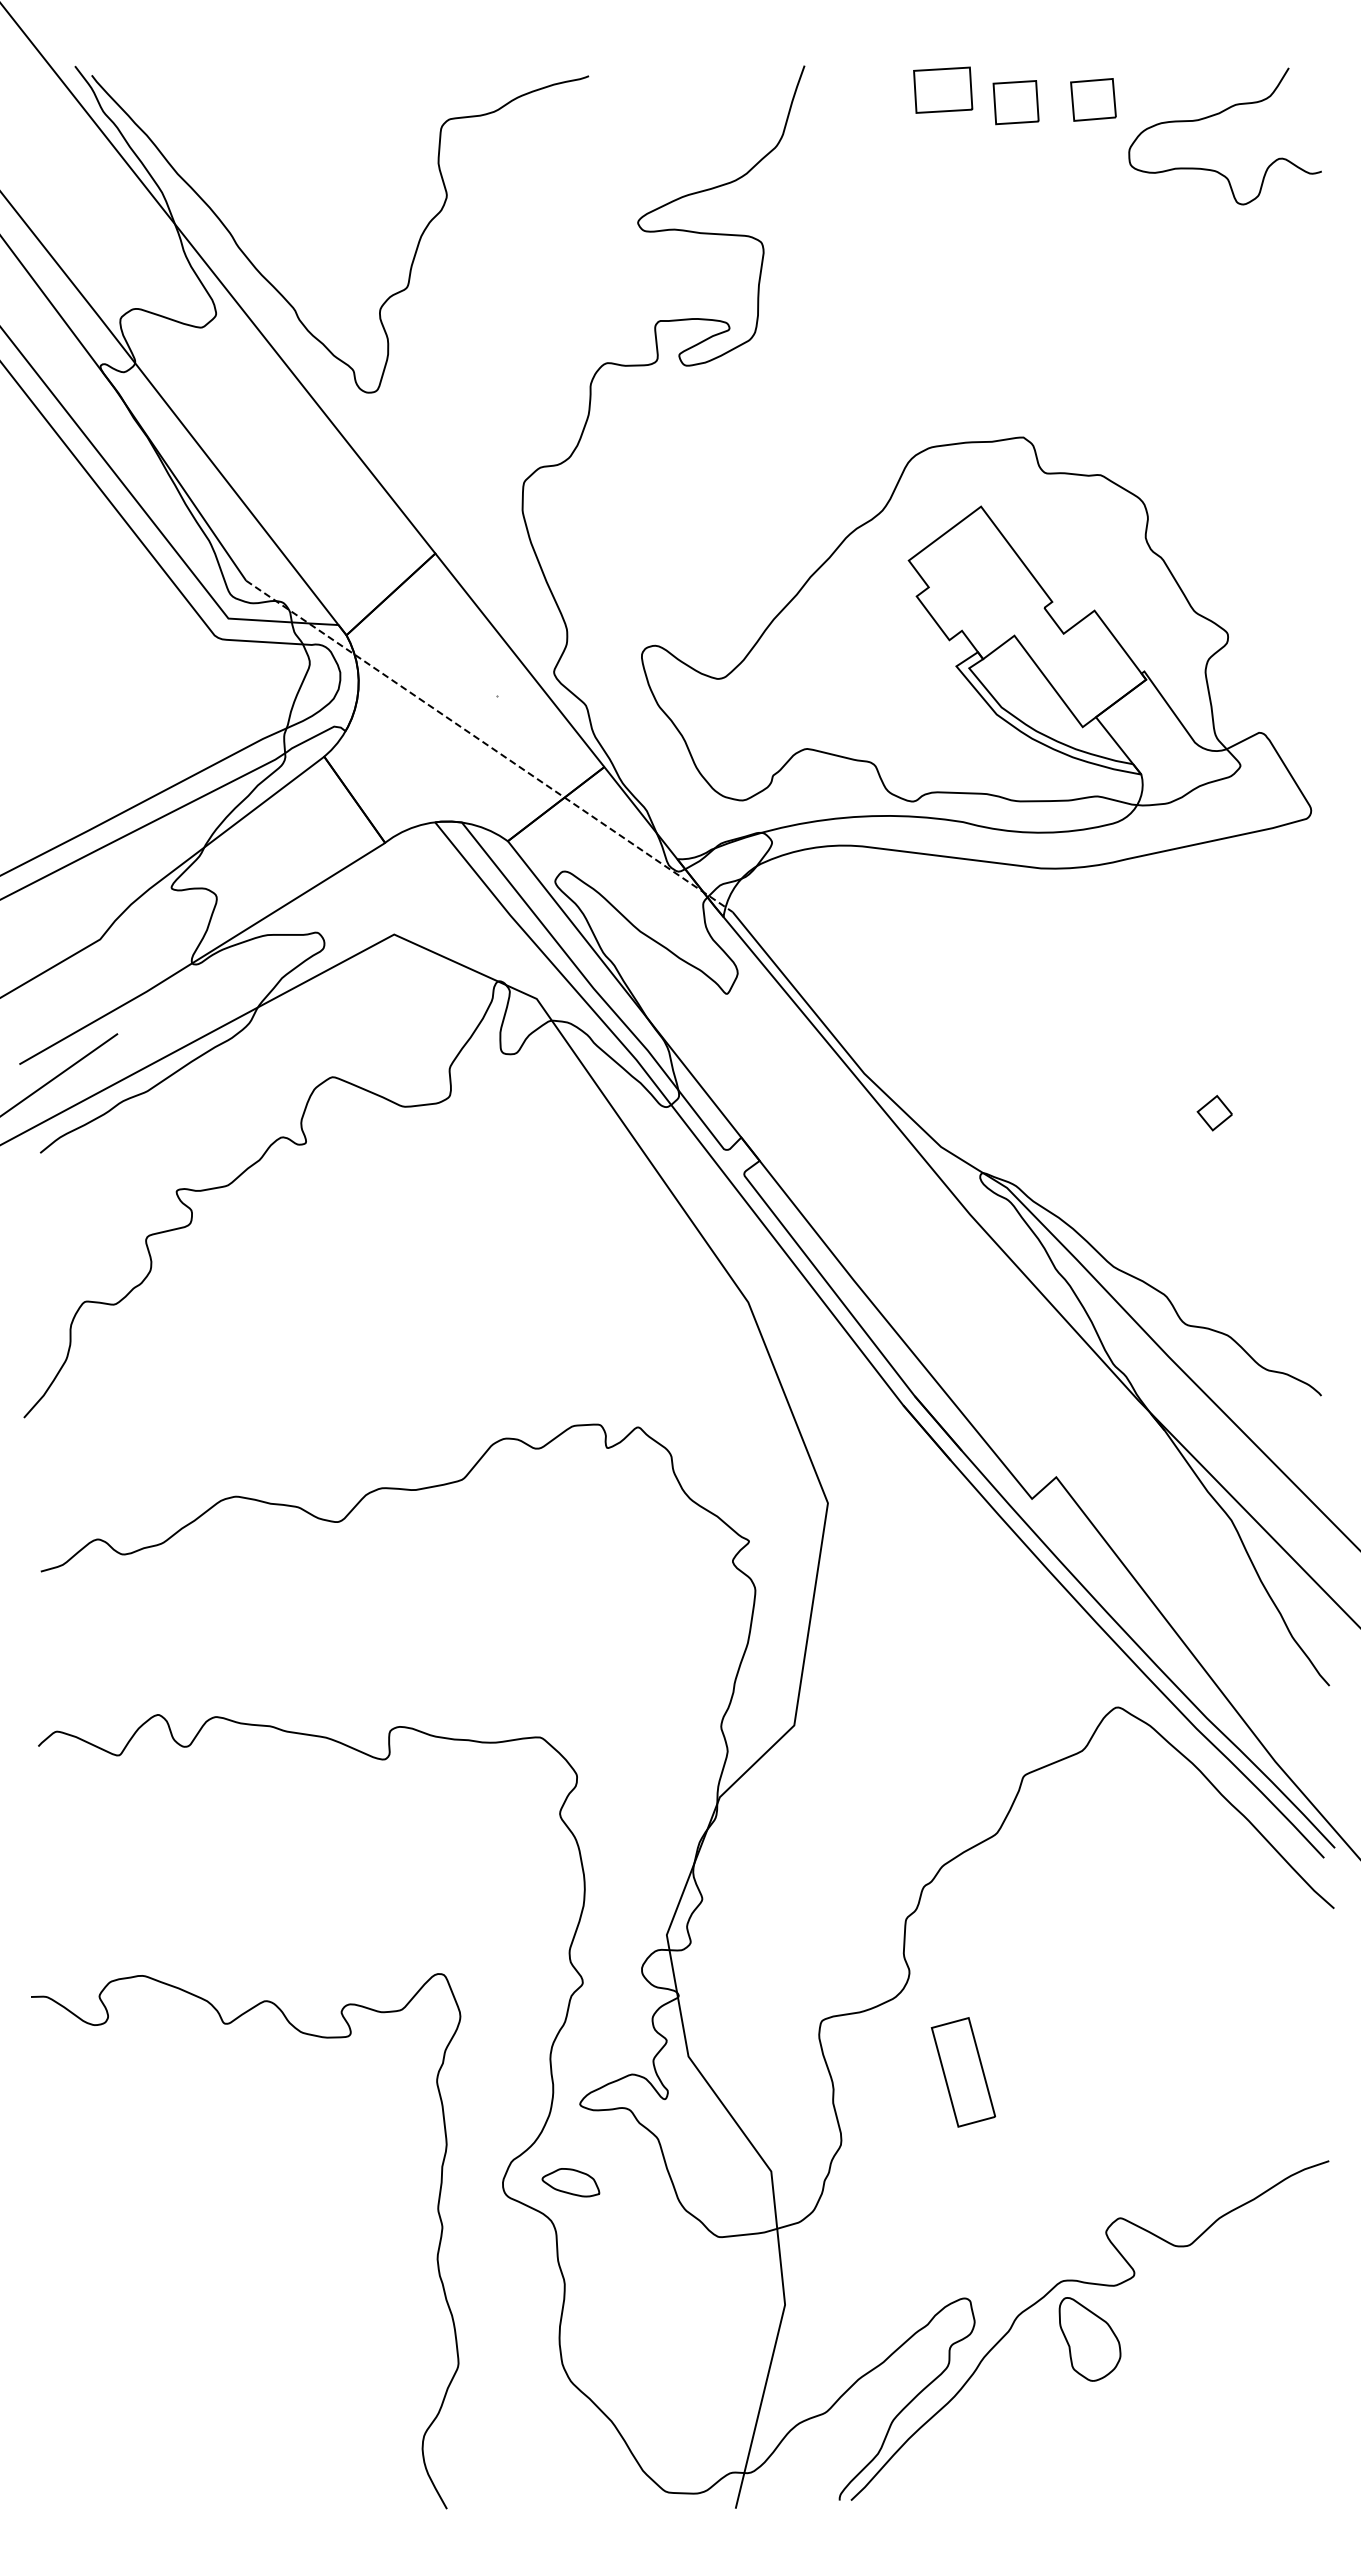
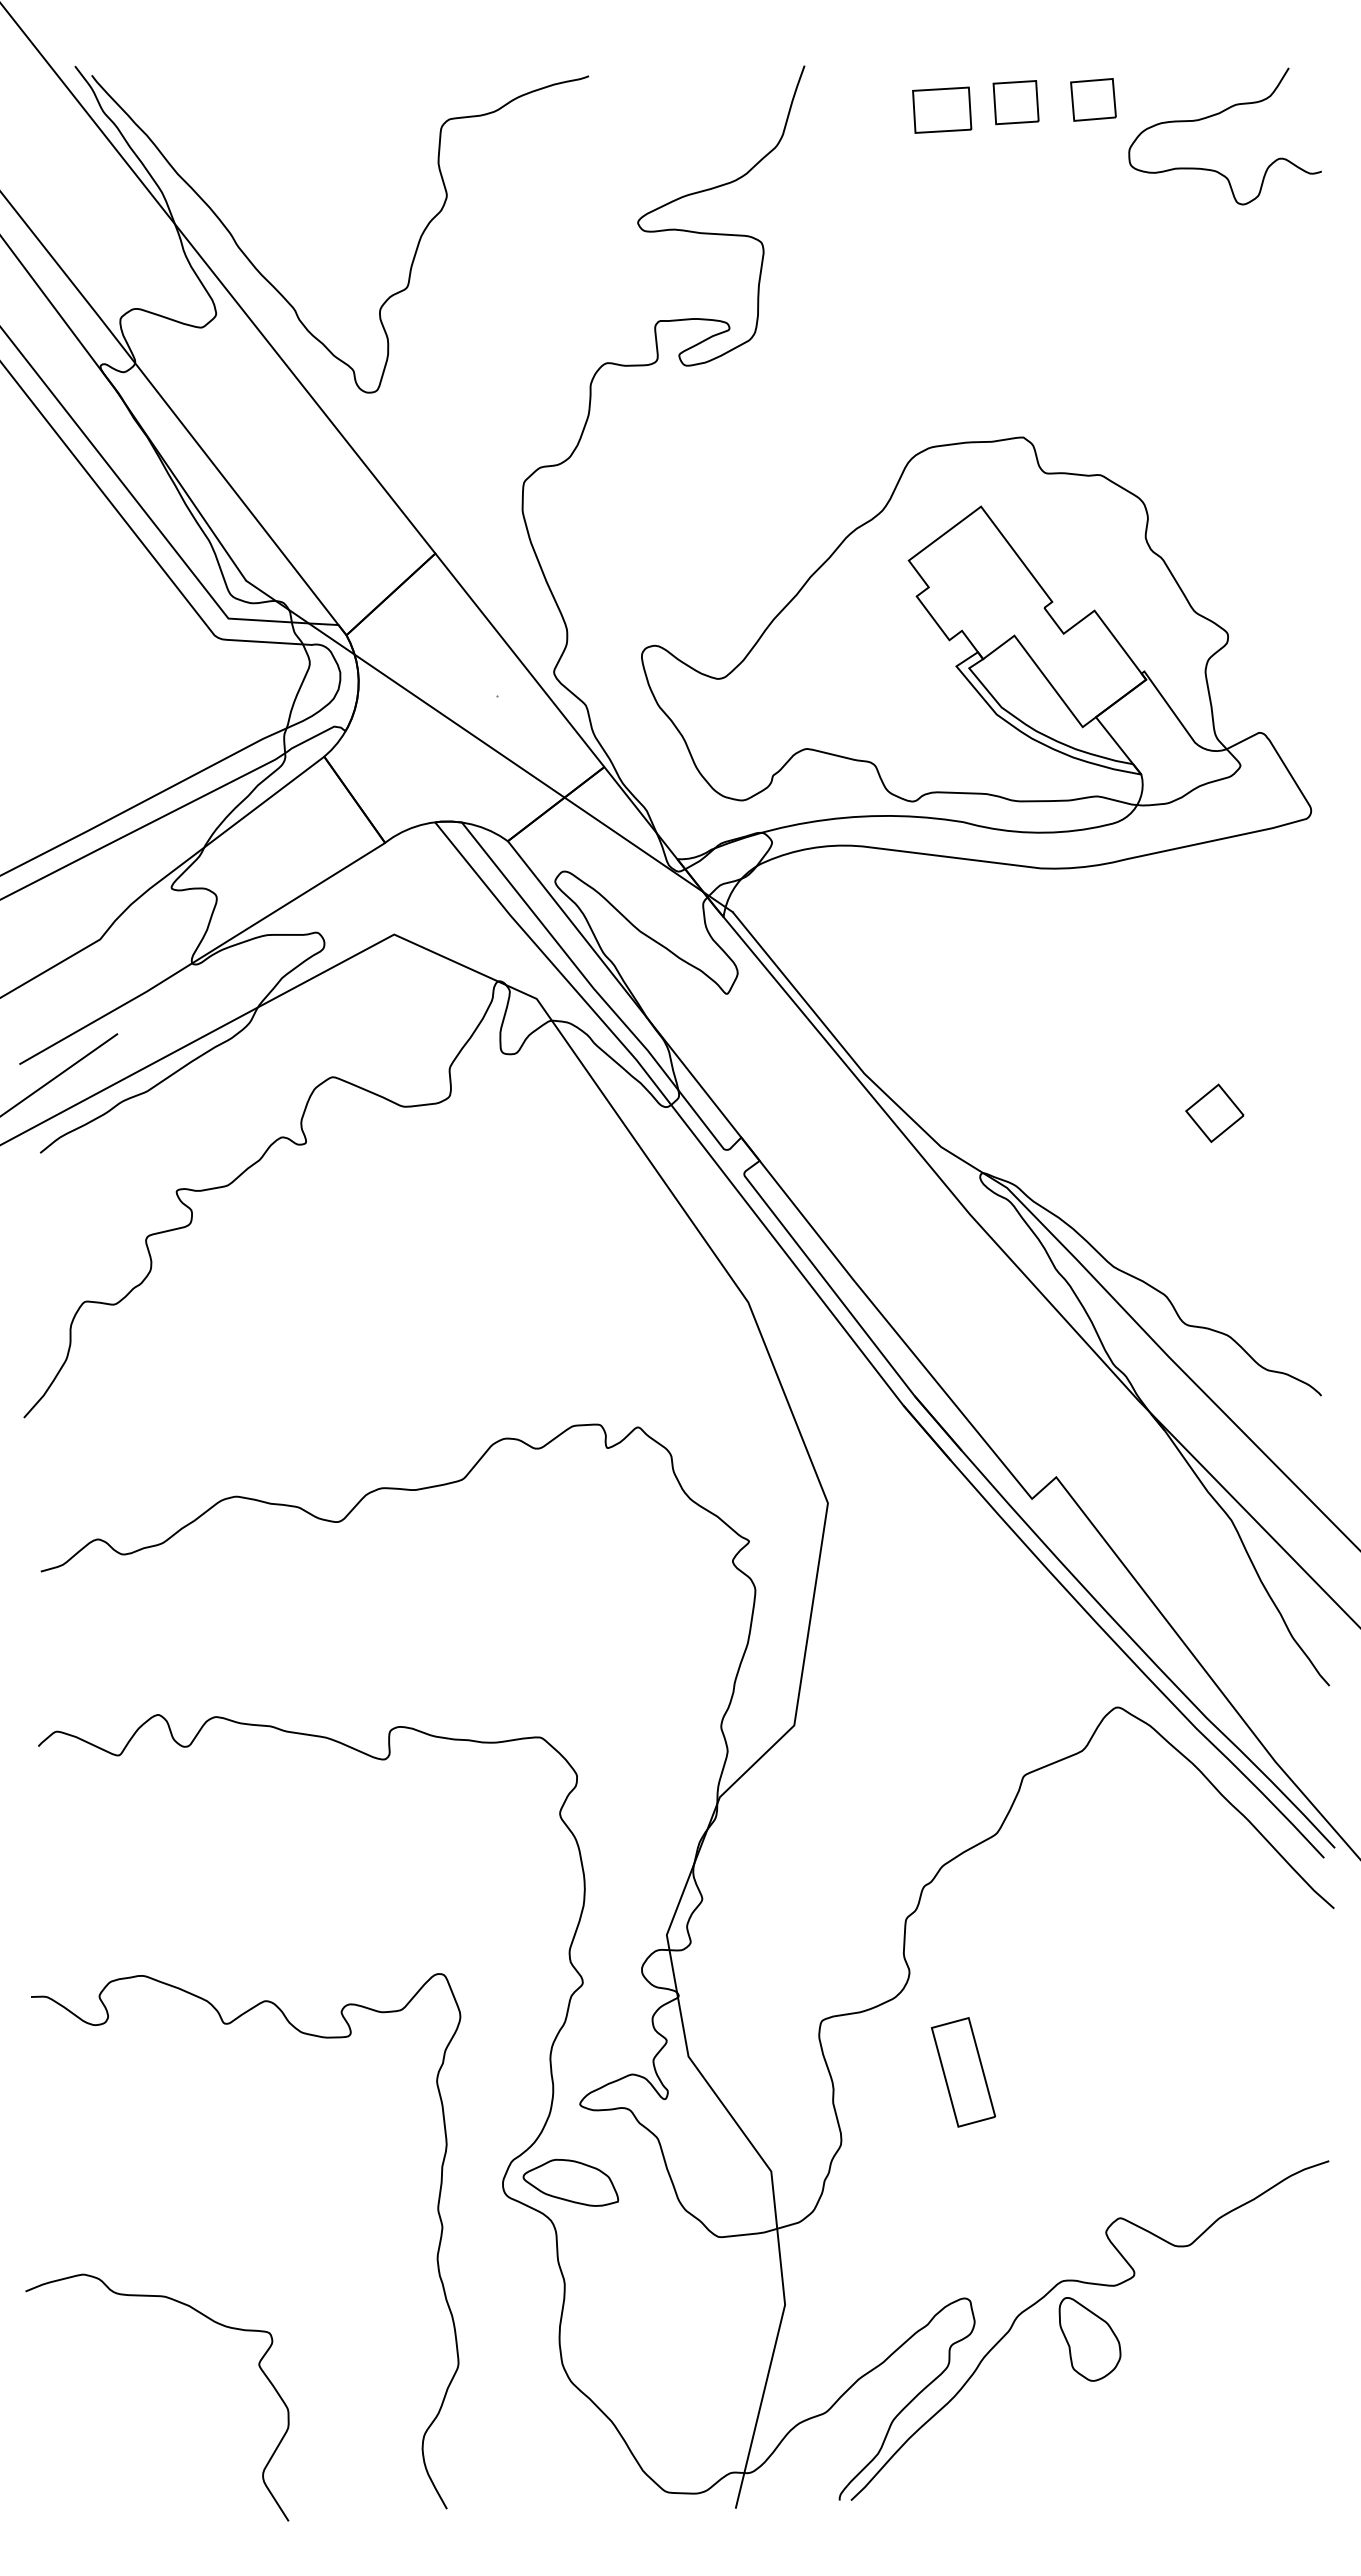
part position: (943, 89) -> (942, 109) (942, 109)
line: dashed -> solid (489, 746)
part size: 37x37 px -> 60x60 px (1214, 1112)
part size: 60x30 px -> 98x49 px (570, 2182)
curve: none -> present (205, 2317)
